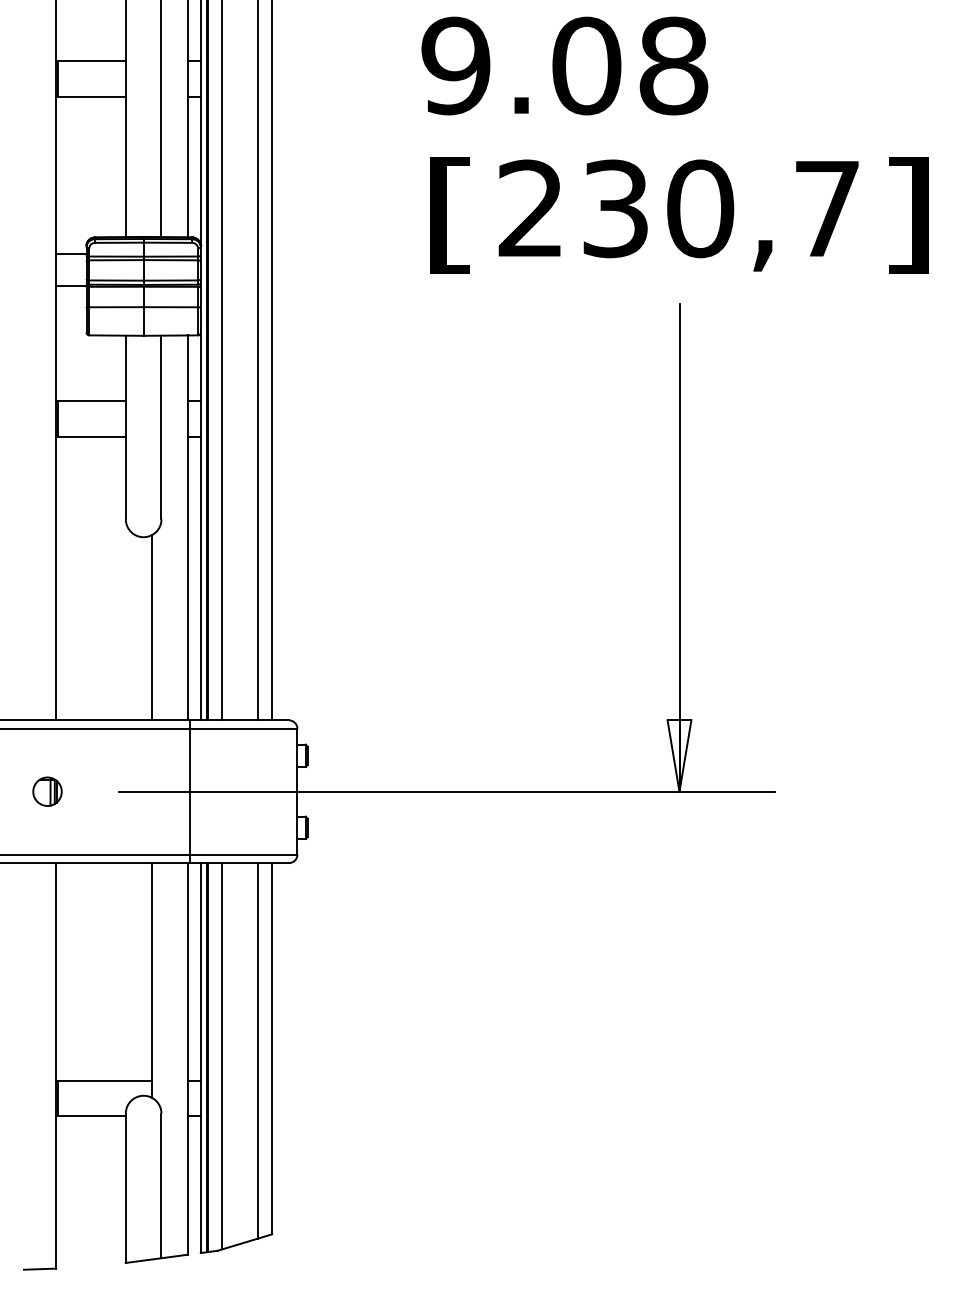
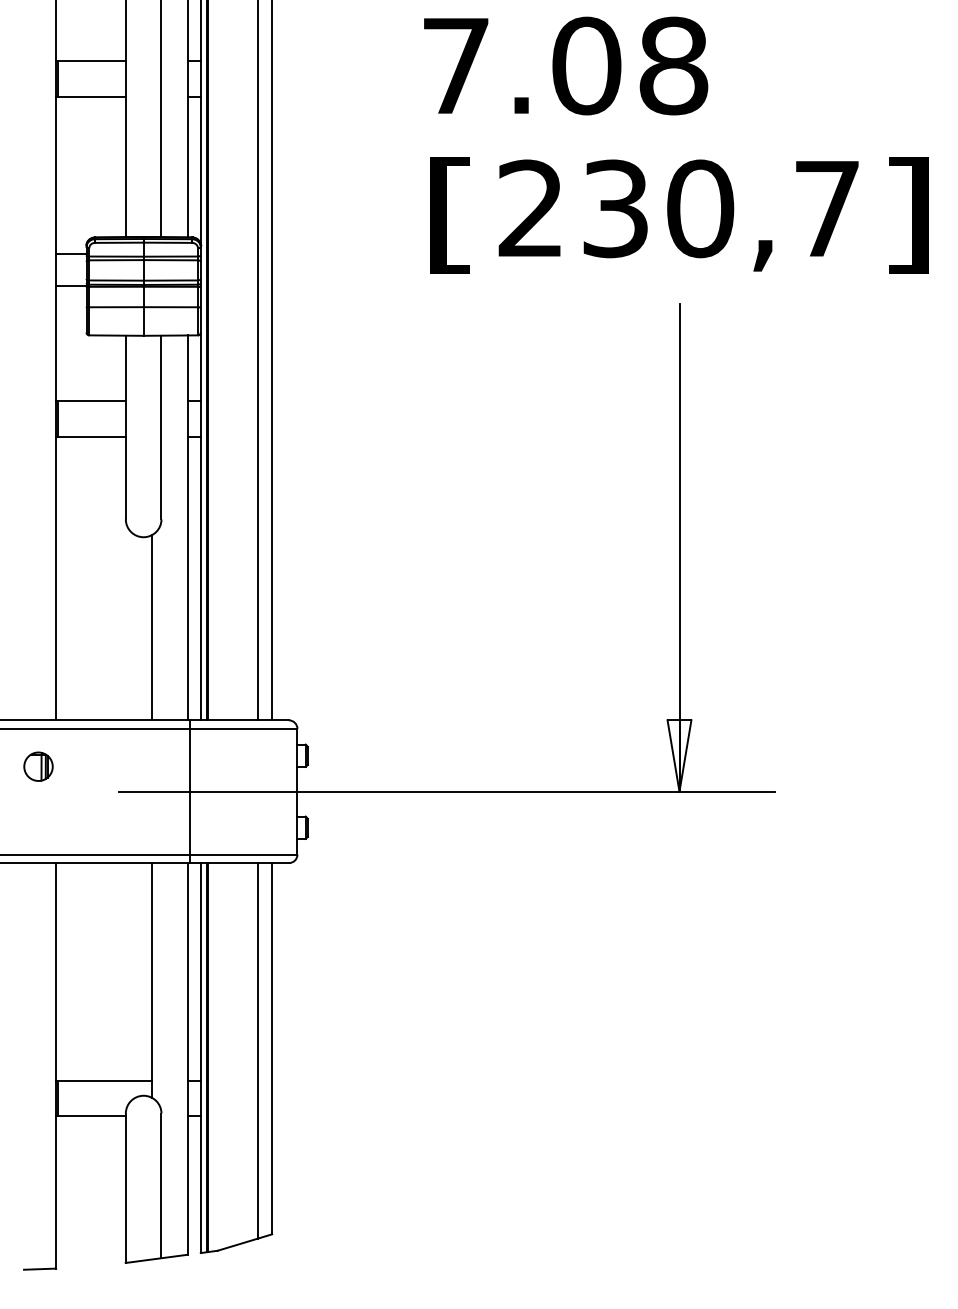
text: 9.08 -> 7.08 (455, 65)
line: present -> none (222, 361)
part position: (47, 791) -> (38, 766) (38, 766)
line: present -> none (222, 1056)
